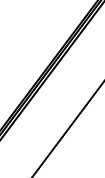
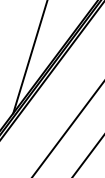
line: none -> present (29, 57)
line: none -> present (87, 156)
